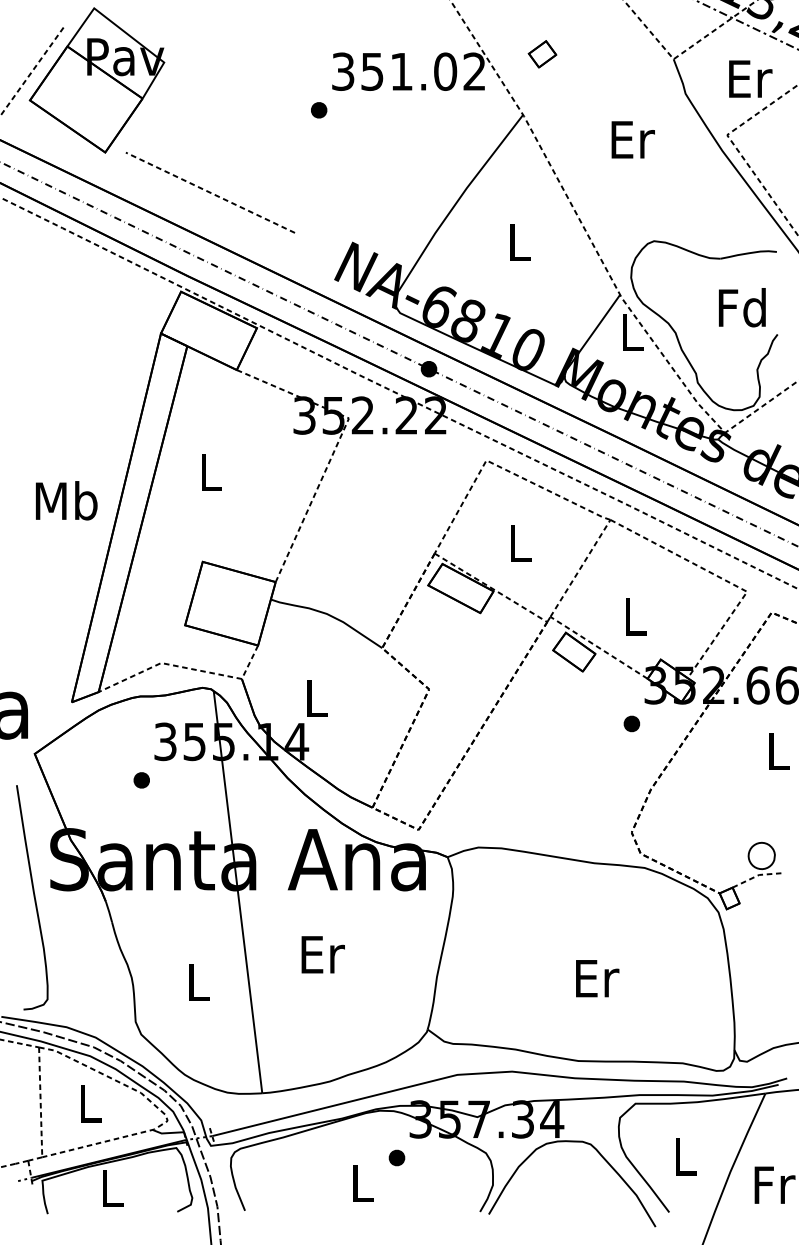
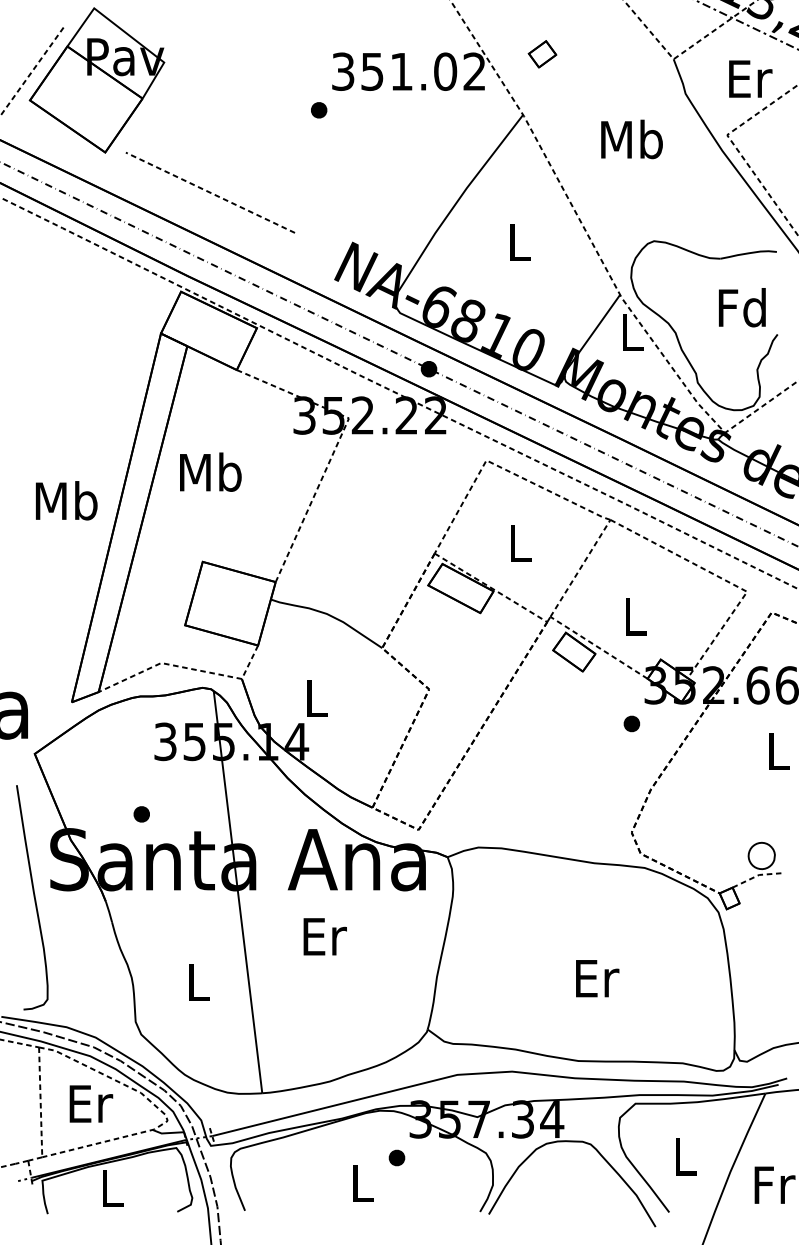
text: Er -> Mb (631, 139)
text: L -> Mb (210, 471)
part position: (141, 780) -> (141, 814) (141, 814)
text position: (322, 954) -> (324, 936) (324, 936)
text: L -> Er (91, 1103)
